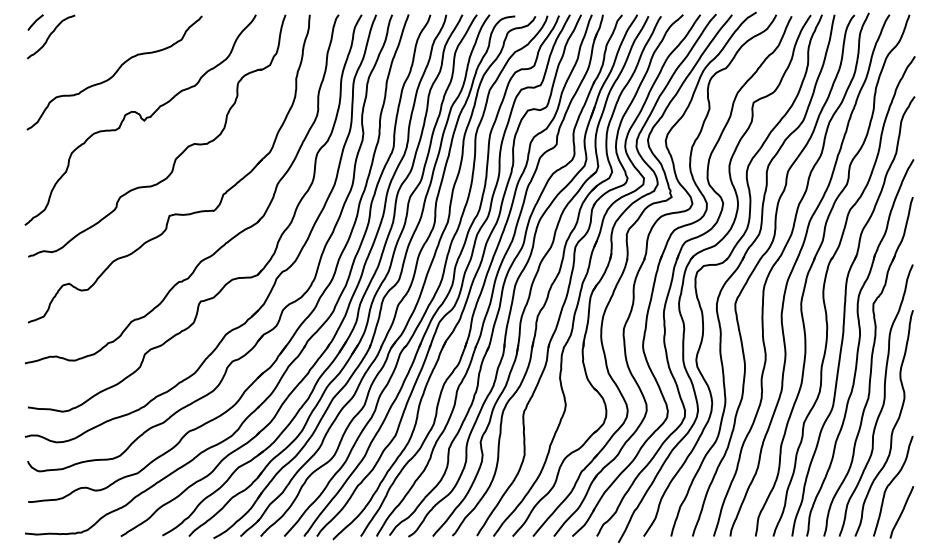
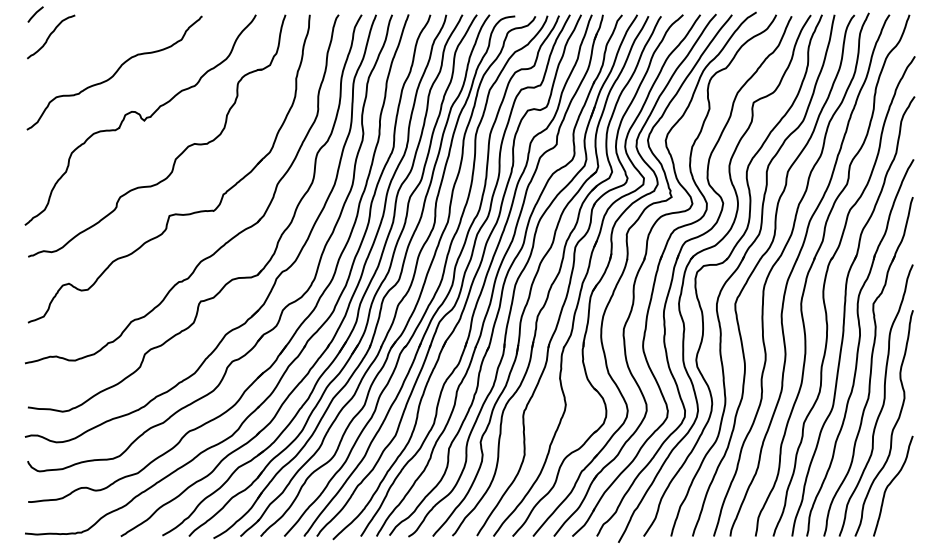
line position: (35, 22) -> (35, 14) (35, 14)
curve: present -> none (901, 512)
